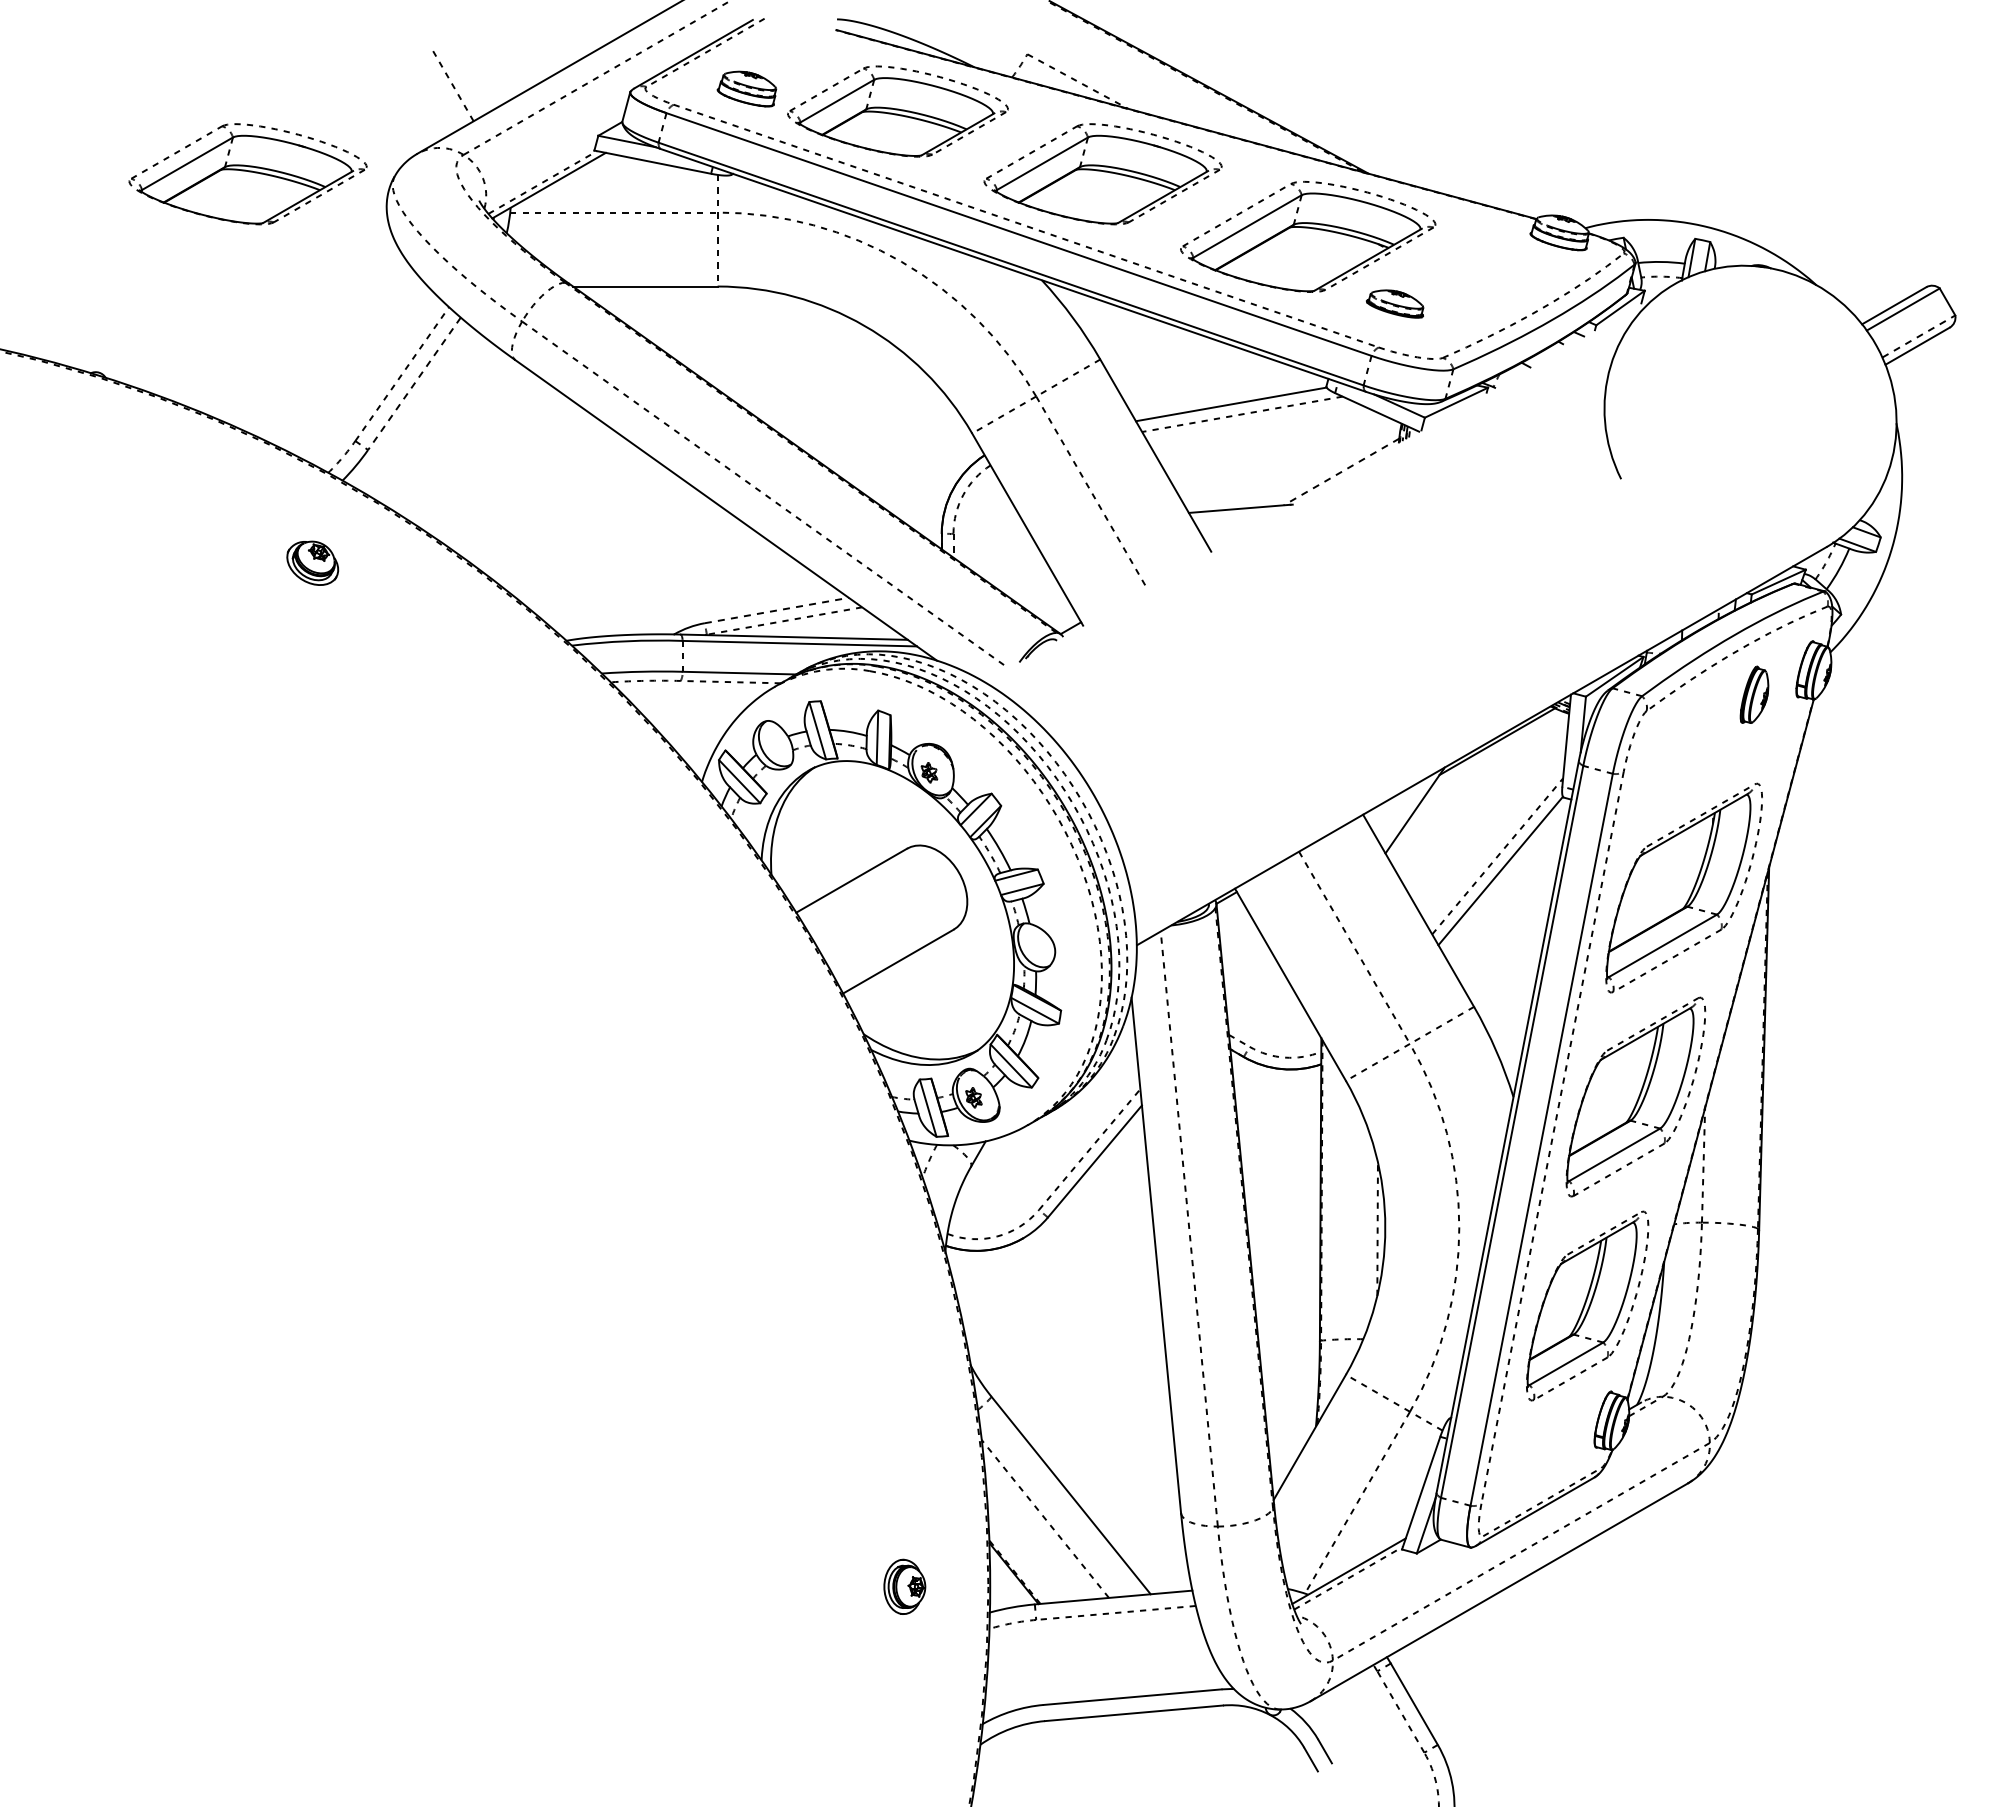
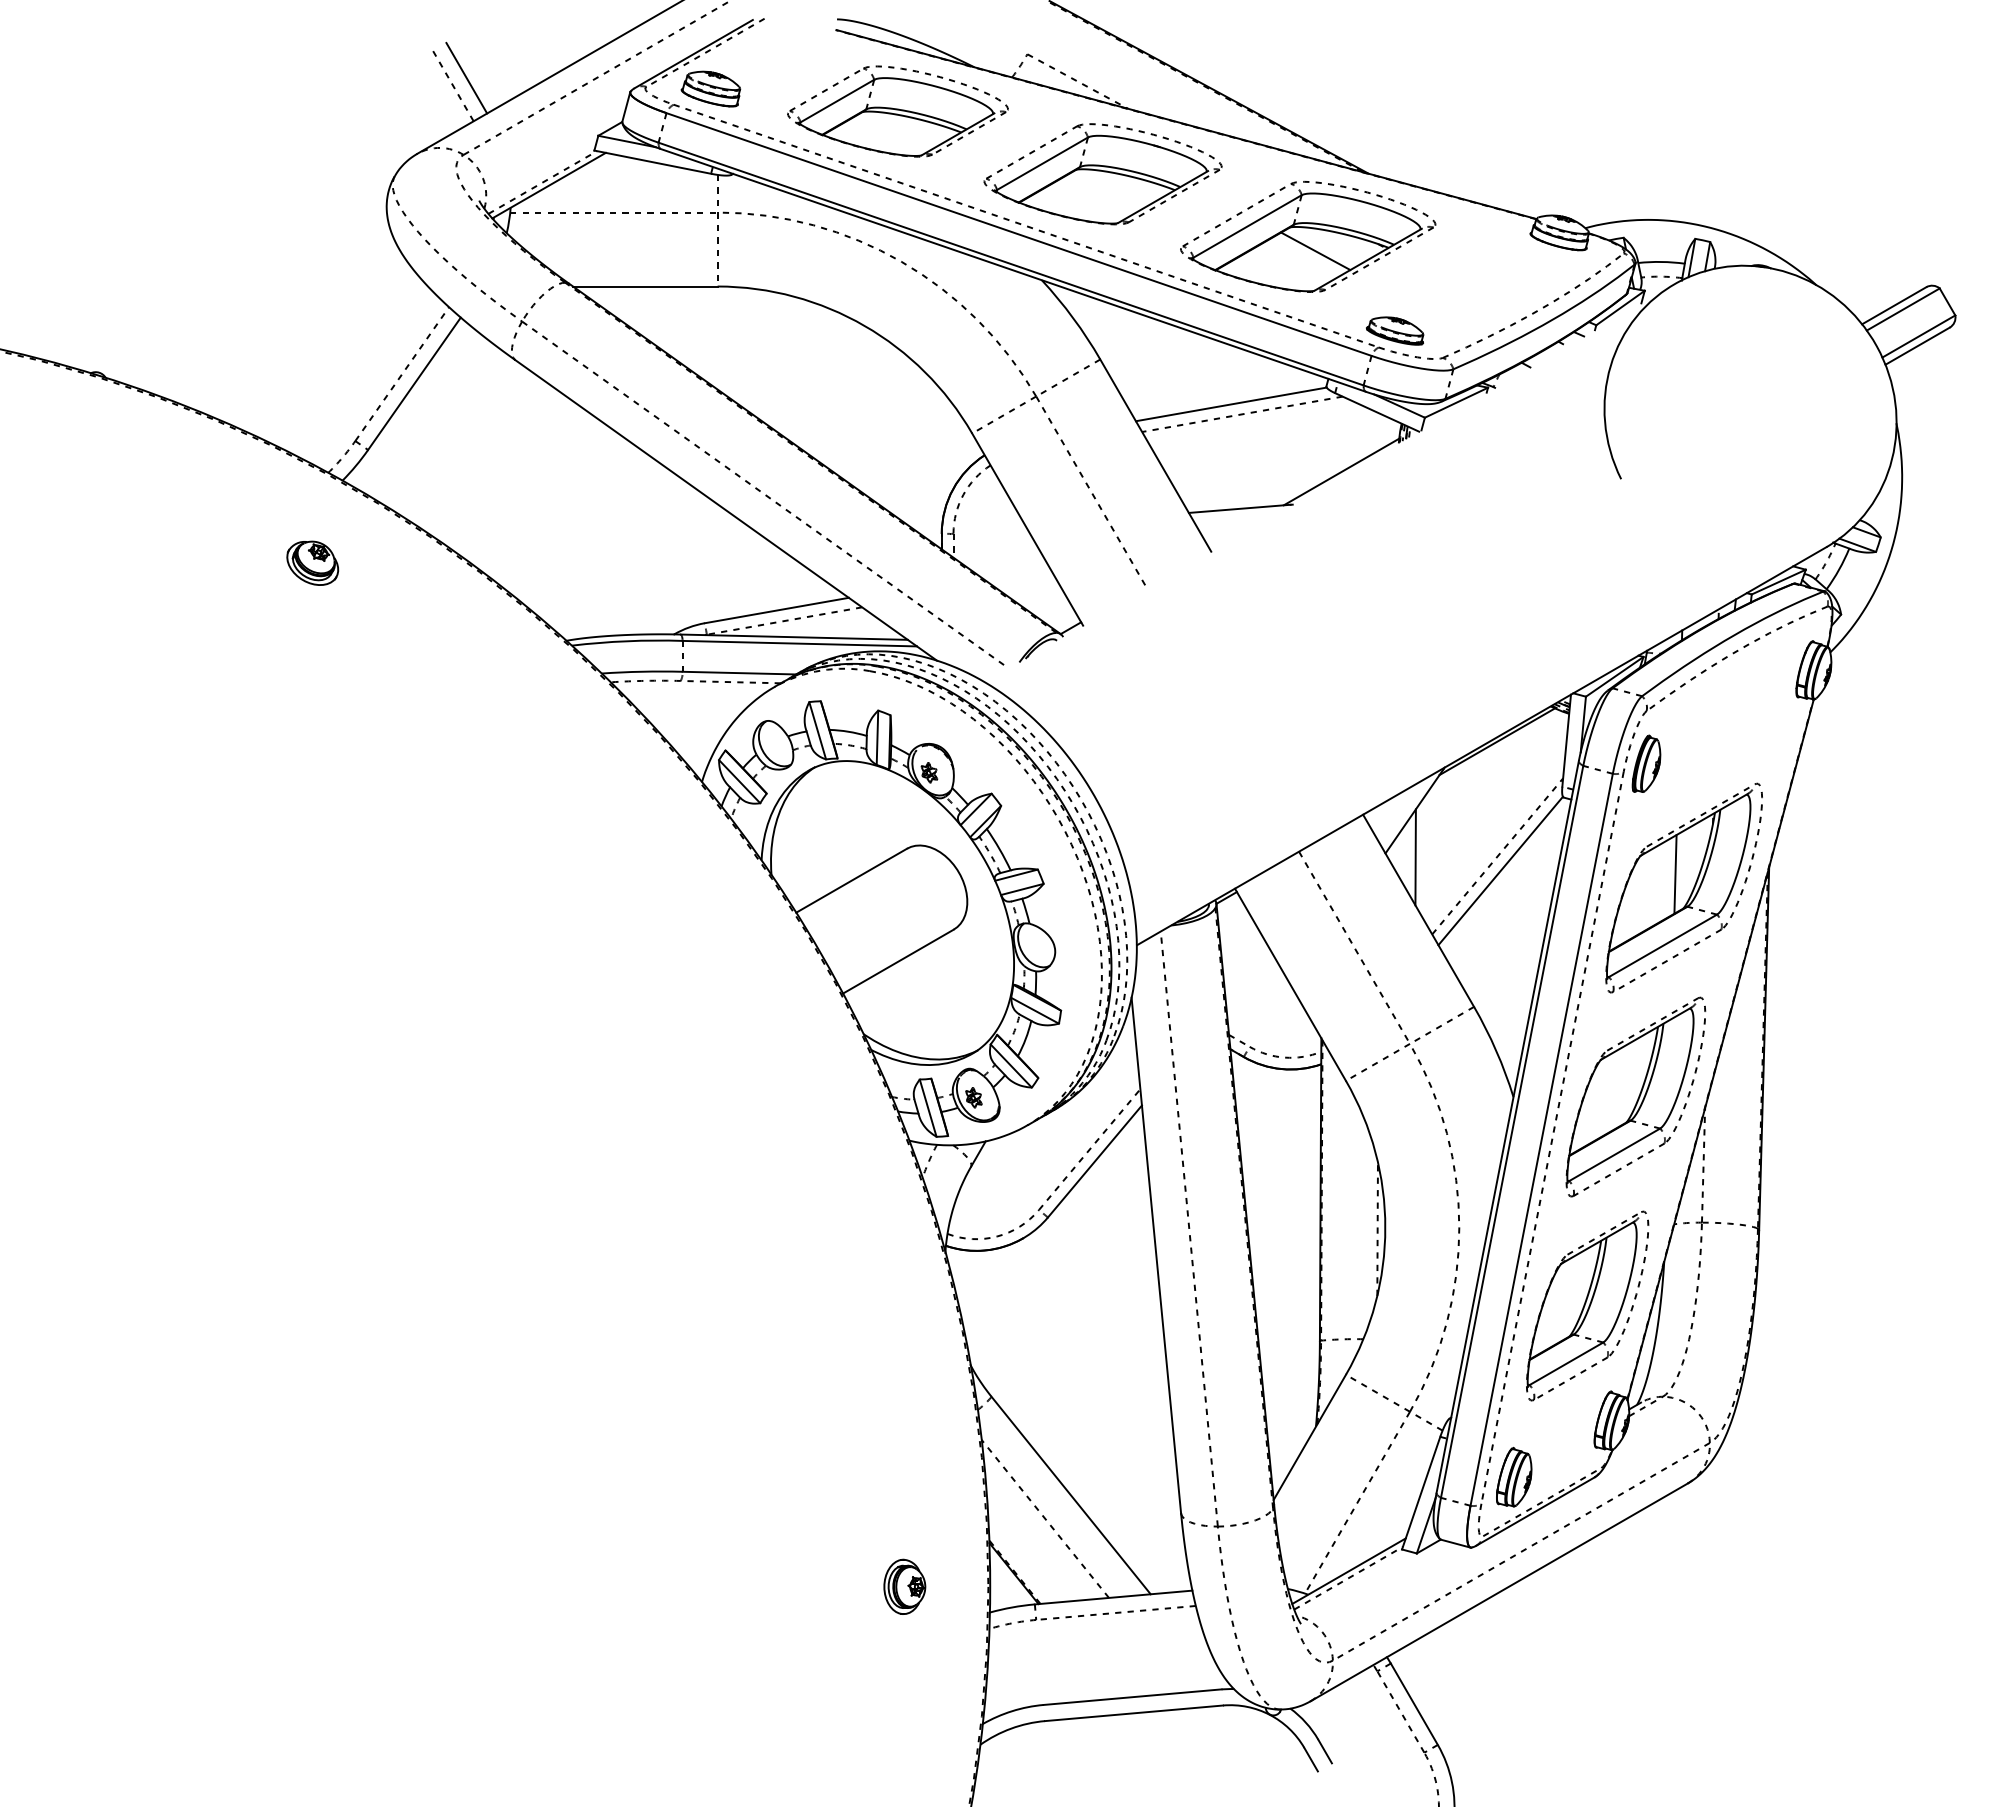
line: none -> present (466, 77)
part position: (746, 88) -> (710, 88) (710, 88)
part: present -> none (247, 174)
line: none -> present (1315, 251)
part position: (1395, 303) -> (1395, 330) (1395, 330)
line: dashed -> solid (1919, 336)
line: dashed -> solid (414, 383)
line: dashed -> solid (1341, 471)
line: dashed -> solid (777, 610)
part position: (1754, 694) -> (1646, 763) (1646, 763)
line: none -> present (1415, 857)
line: none -> present (1675, 874)
part: none -> present (1514, 1476)
